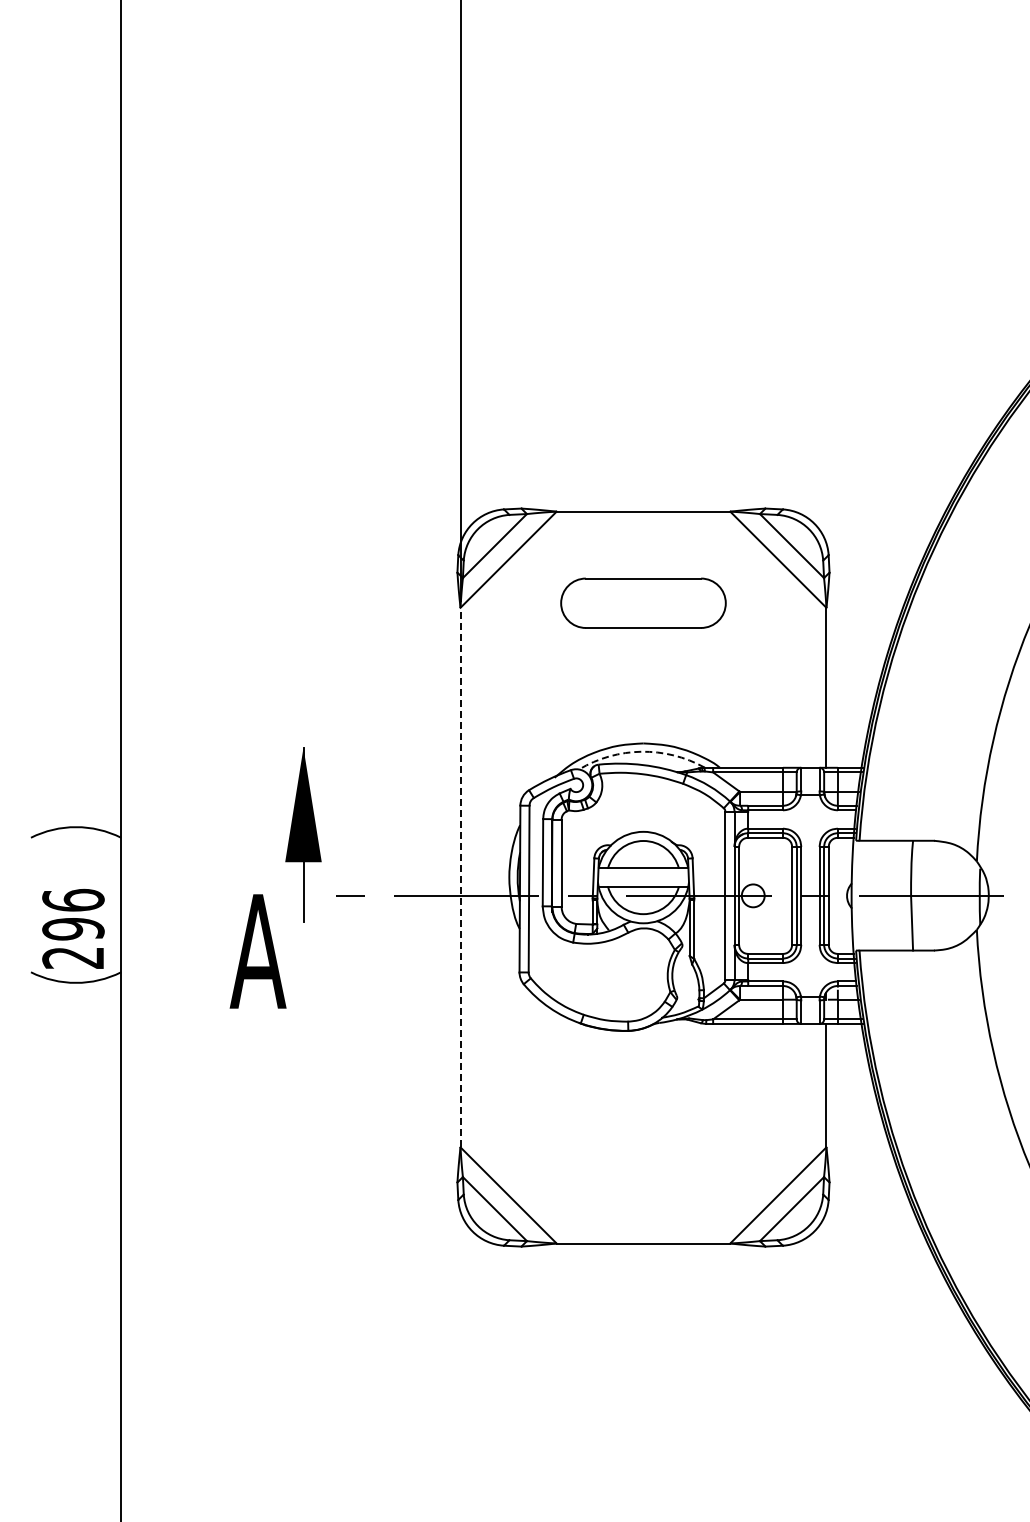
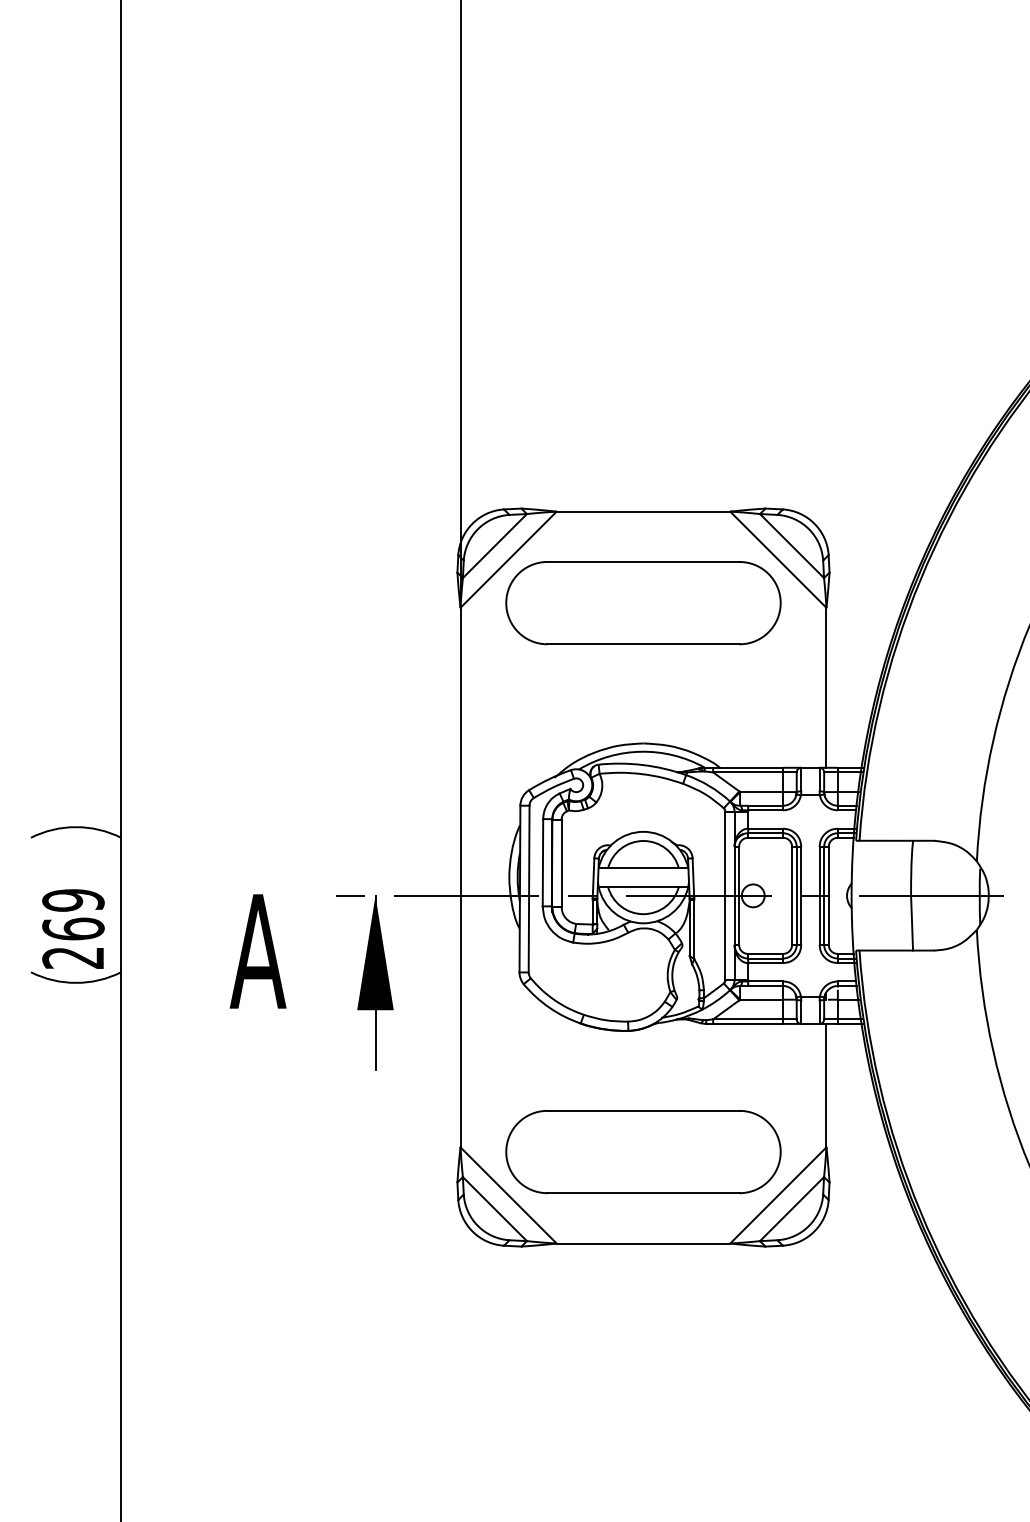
part size: 167x52 px -> 277x85 px (643, 603)
arc: dashed -> solid (641, 751)
part position: (303, 834) -> (375, 982) (375, 982)
line: dashed -> solid (460, 877)
text: 296 -> 269 (73, 914)
part: none -> present (643, 1152)
